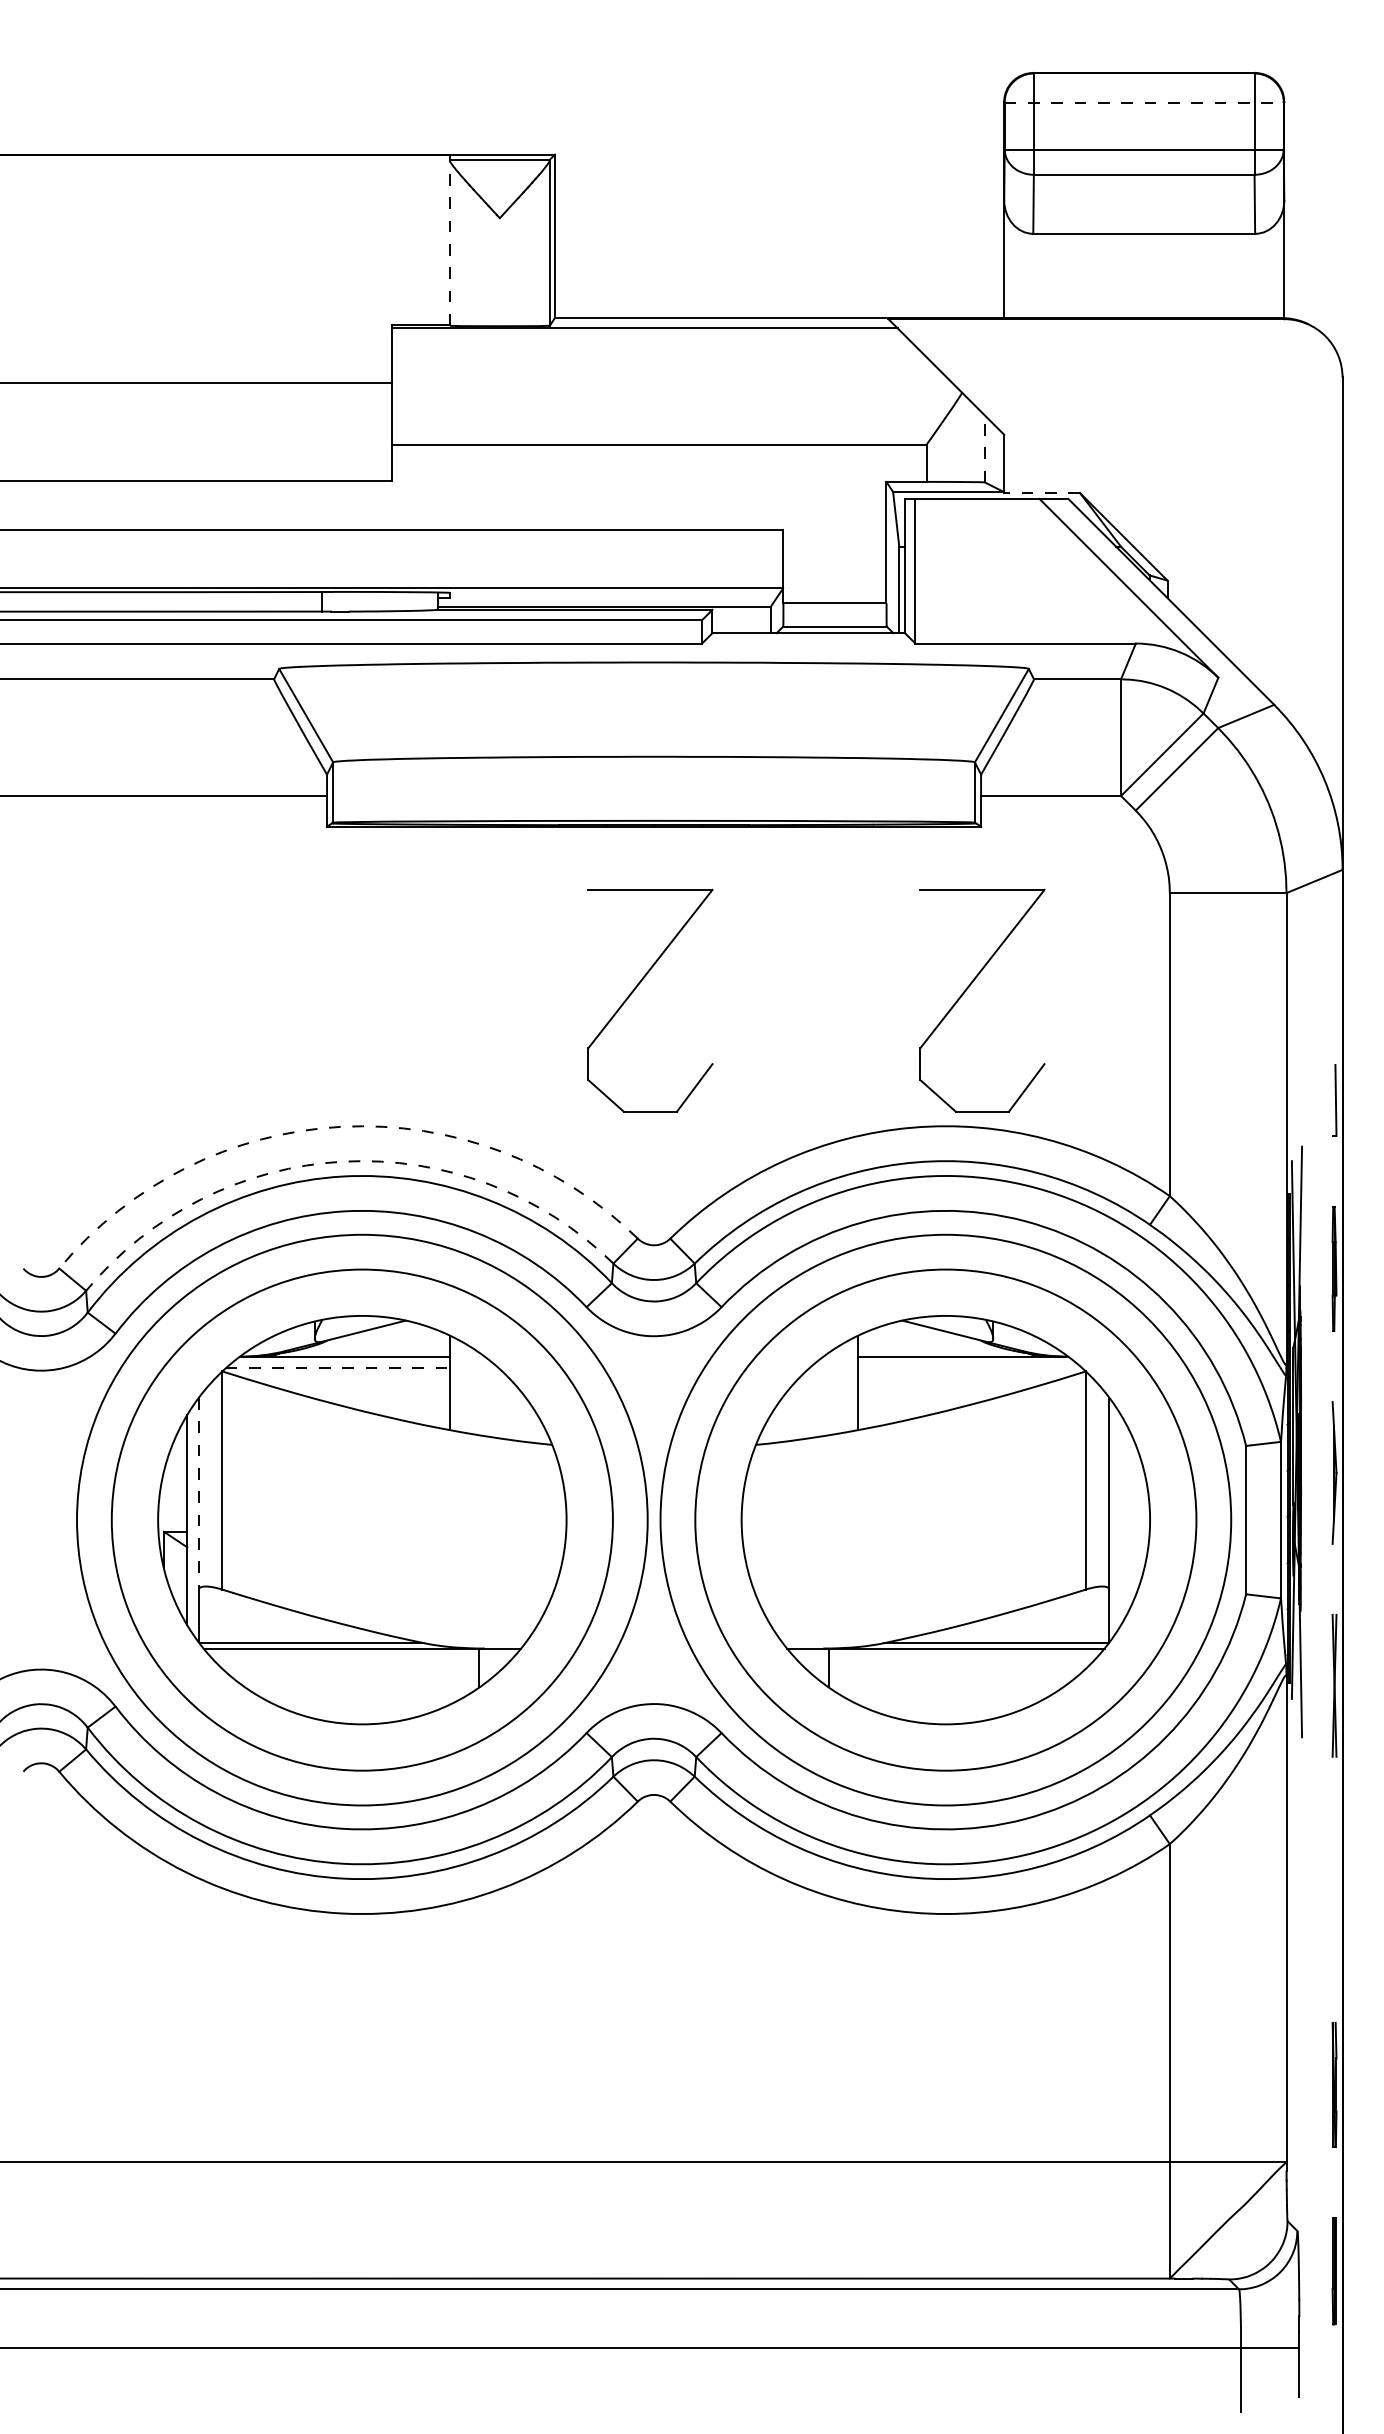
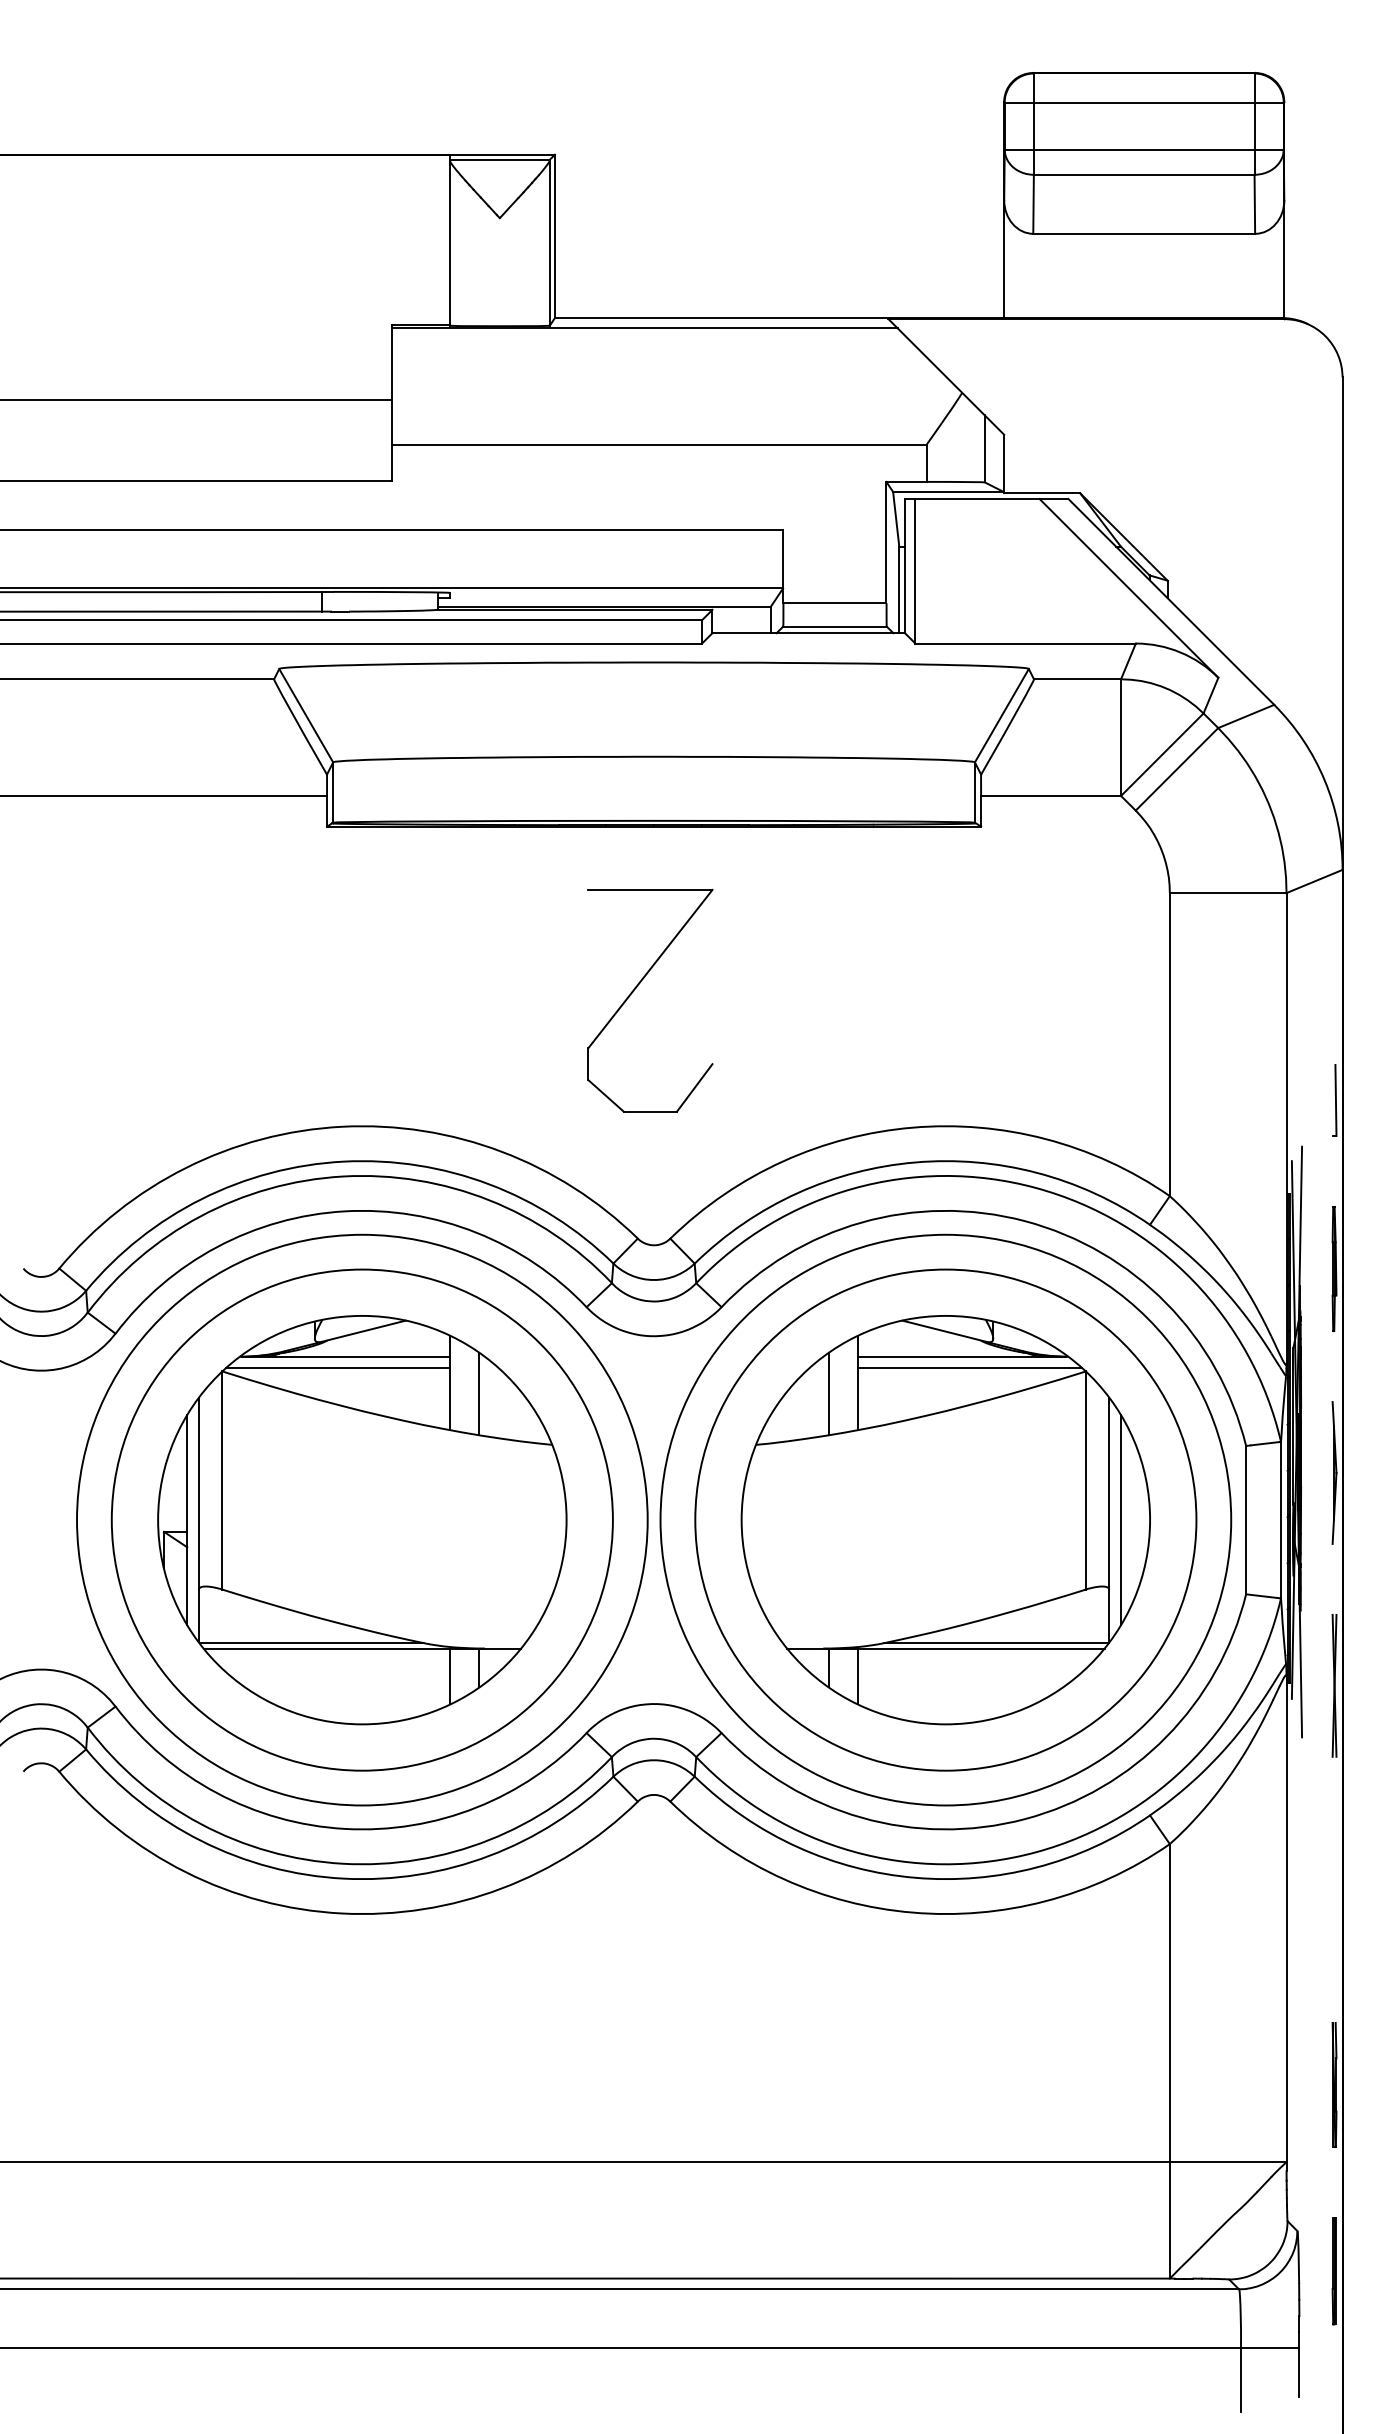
line: dashed -> solid (1144, 102)
line: dashed -> solid (449, 240)
line position: (196, 382) -> (196, 399) (196, 399)
line: dashed -> solid (984, 448)
line: dashed -> solid (1042, 493)
part: present -> none (966, 991)
arc: dashed -> solid (342, 1126)
arc: dashed -> solid (343, 1161)
line: dashed -> solid (338, 1368)
line: none -> present (970, 1368)
line: none -> present (479, 1393)
line: none -> present (829, 1393)
line: dashed -> solid (198, 1493)
line: none -> present (1120, 1520)
line: none -> present (449, 1676)
line: none -> present (858, 1676)
